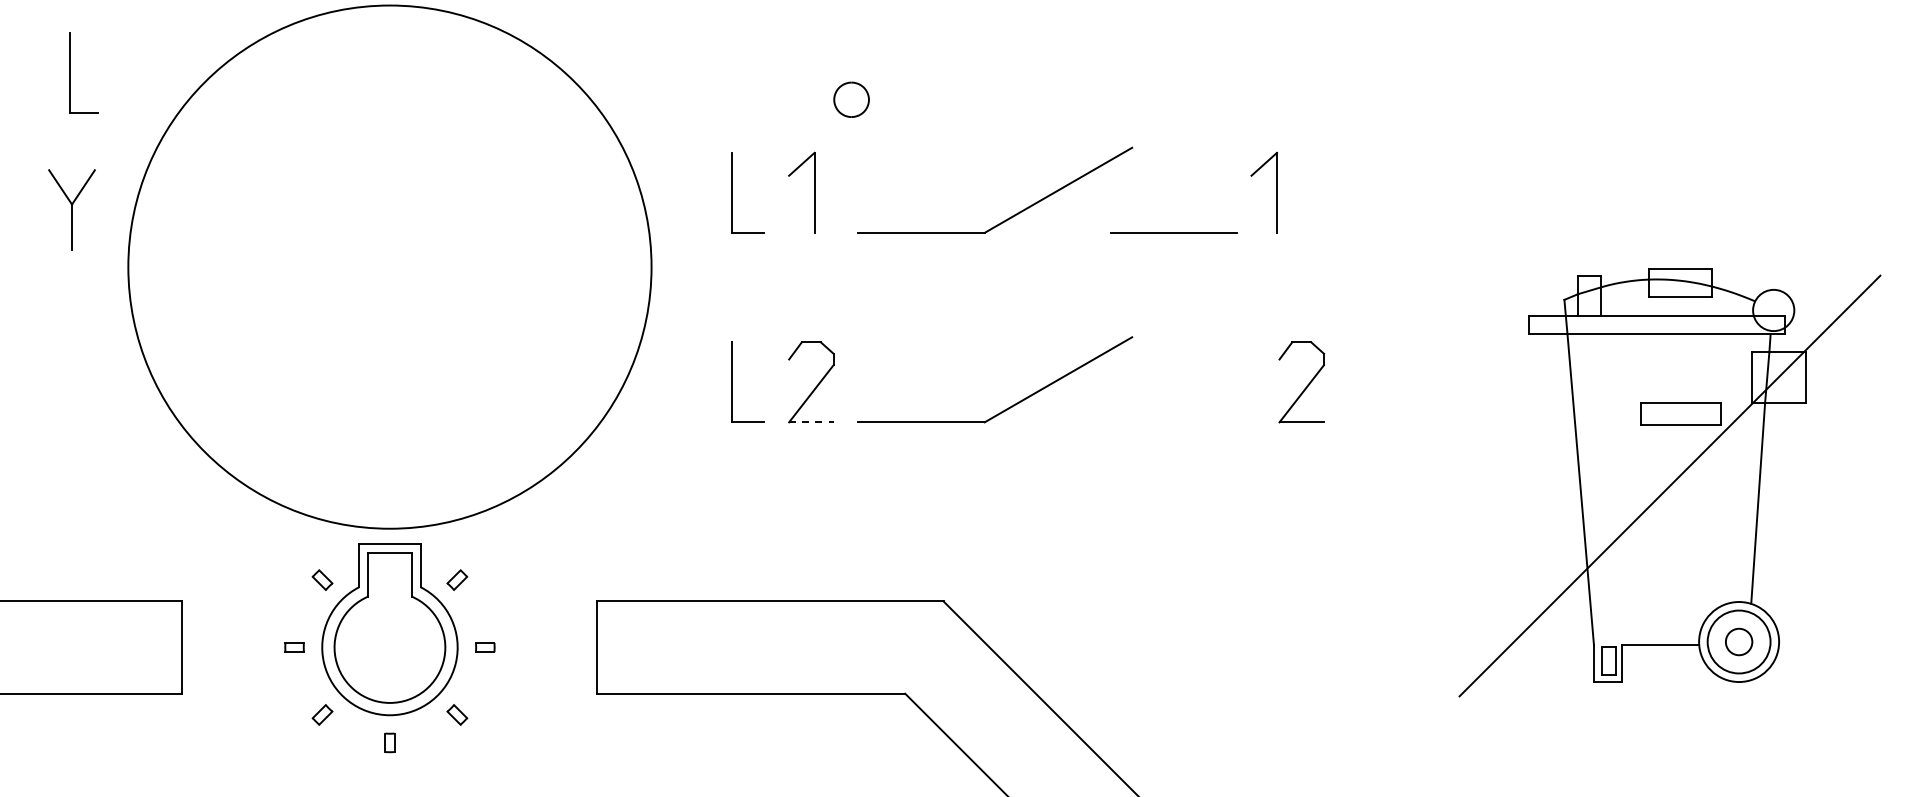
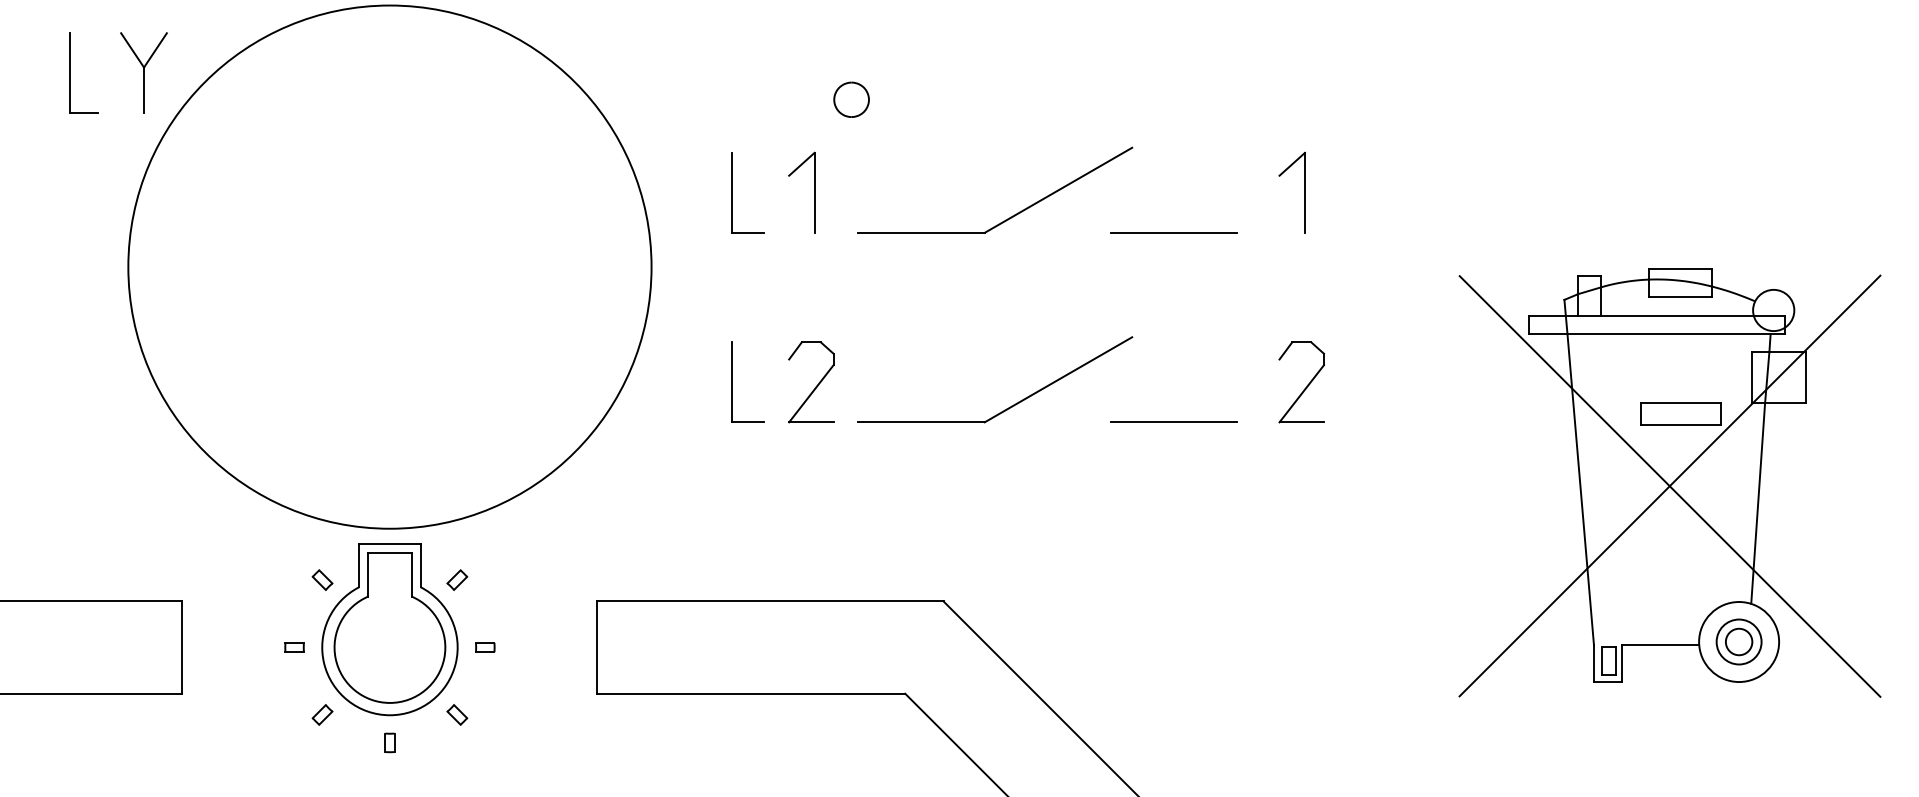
part position: (1276, 192) -> (1304, 192) (1304, 192)
part position: (71, 209) -> (143, 72) (143, 72)
line: dashed -> solid (811, 422)
line: none -> present (1174, 422)
line: none -> present (1669, 486)
circle diameter: 63 px -> 45 px (1738, 641)
